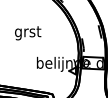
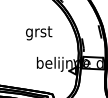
text position: (28, 33) -> (39, 33) (39, 33)
